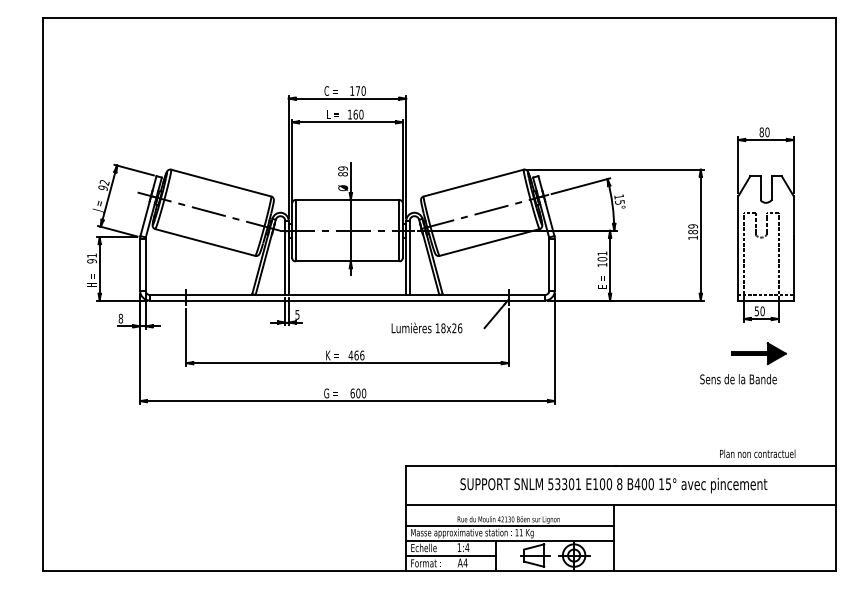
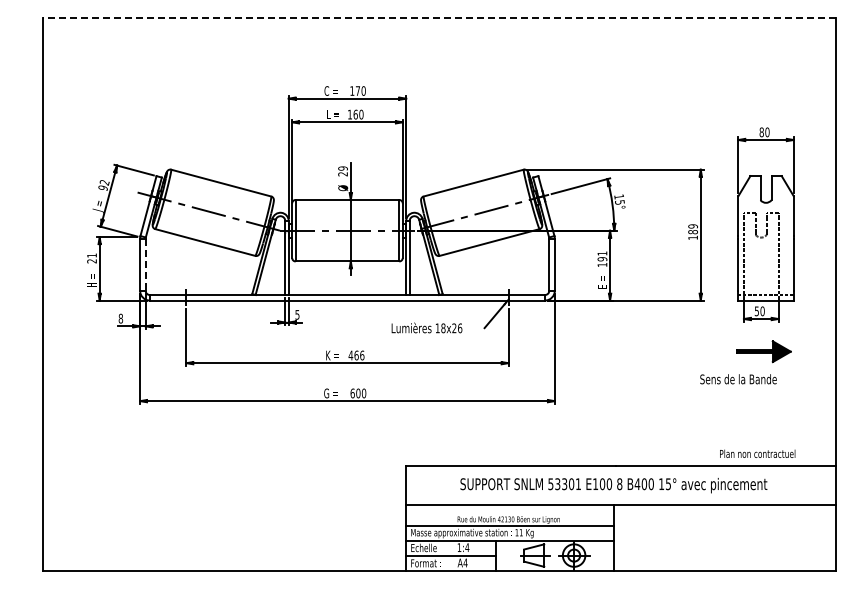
line: solid -> dashed (439, 17)
text: 89 -> 29 (342, 174)
text: 101 -> 191 (602, 259)
text: 91 -> 21 (91, 261)
line: solid -> dashed (145, 265)
part position: (758, 353) -> (763, 351) (763, 351)
